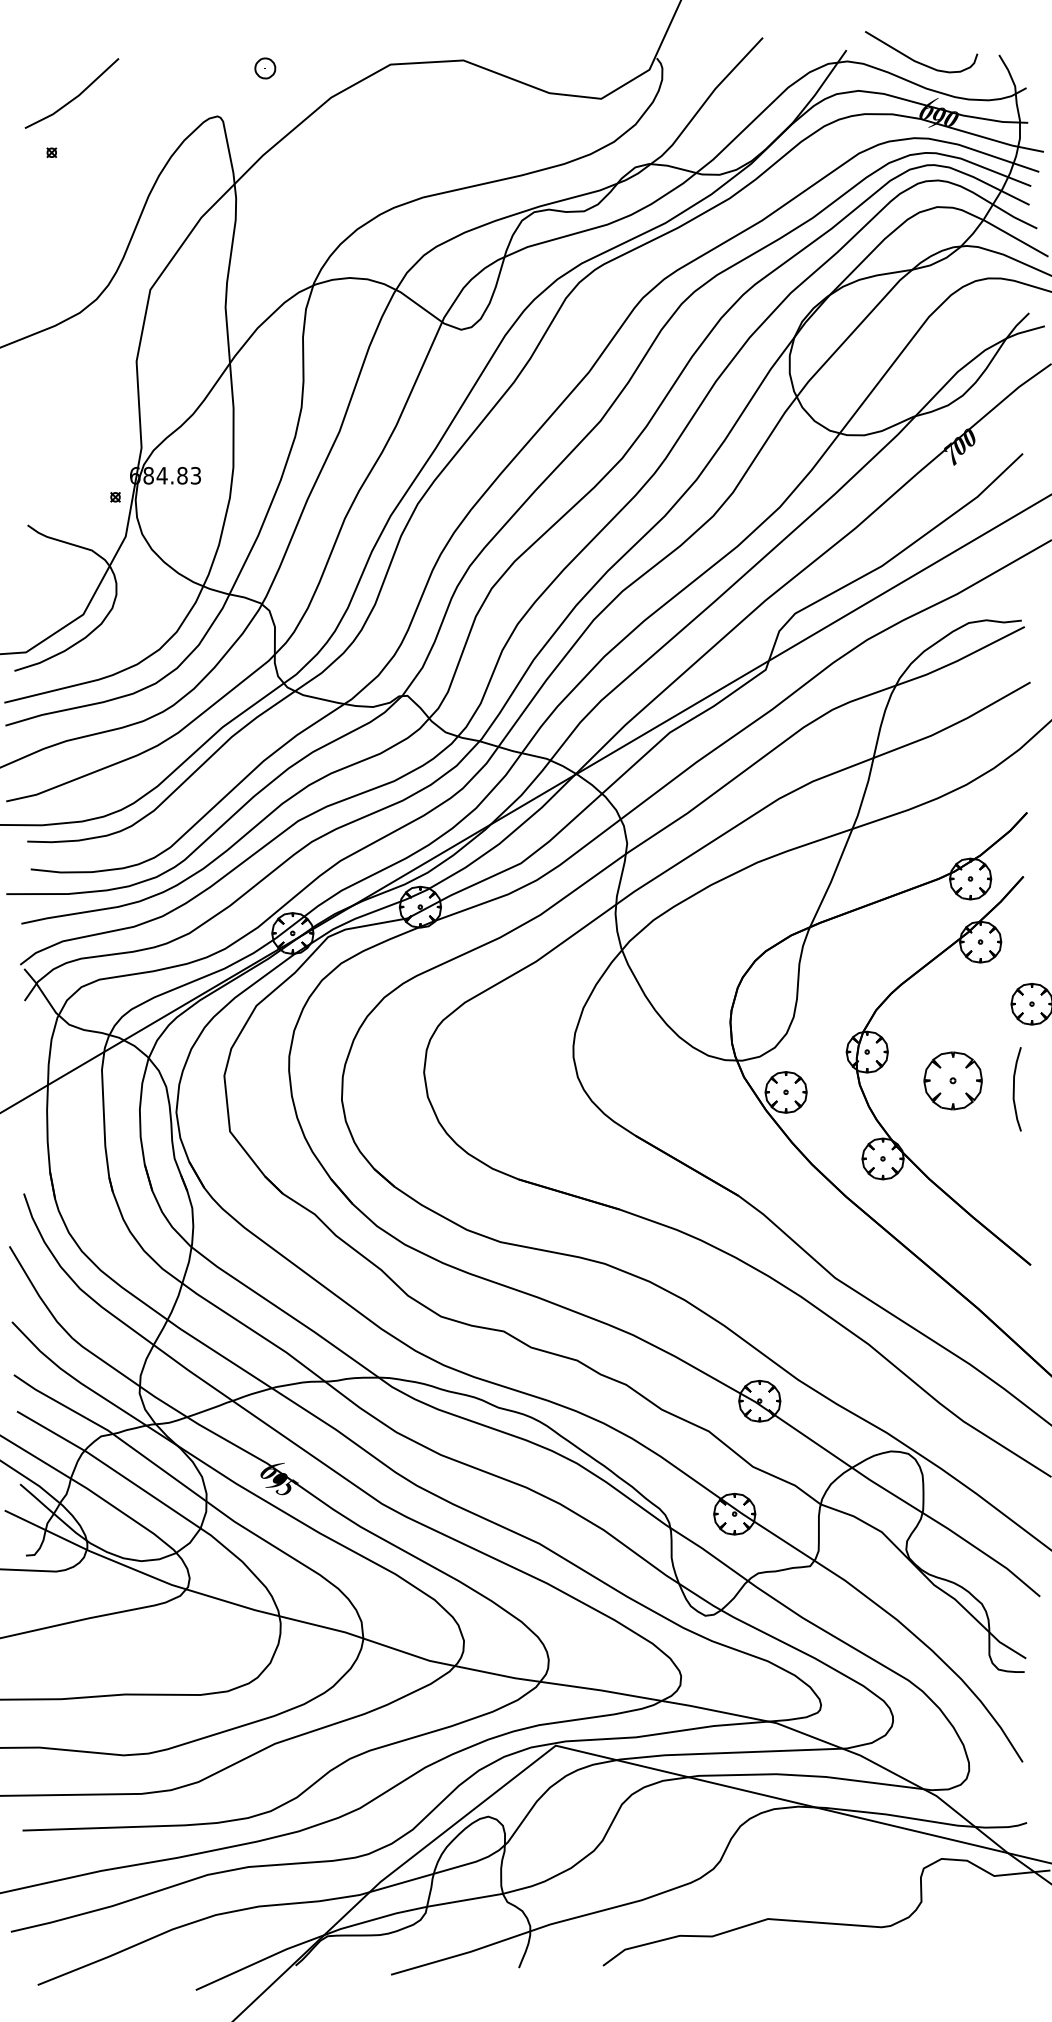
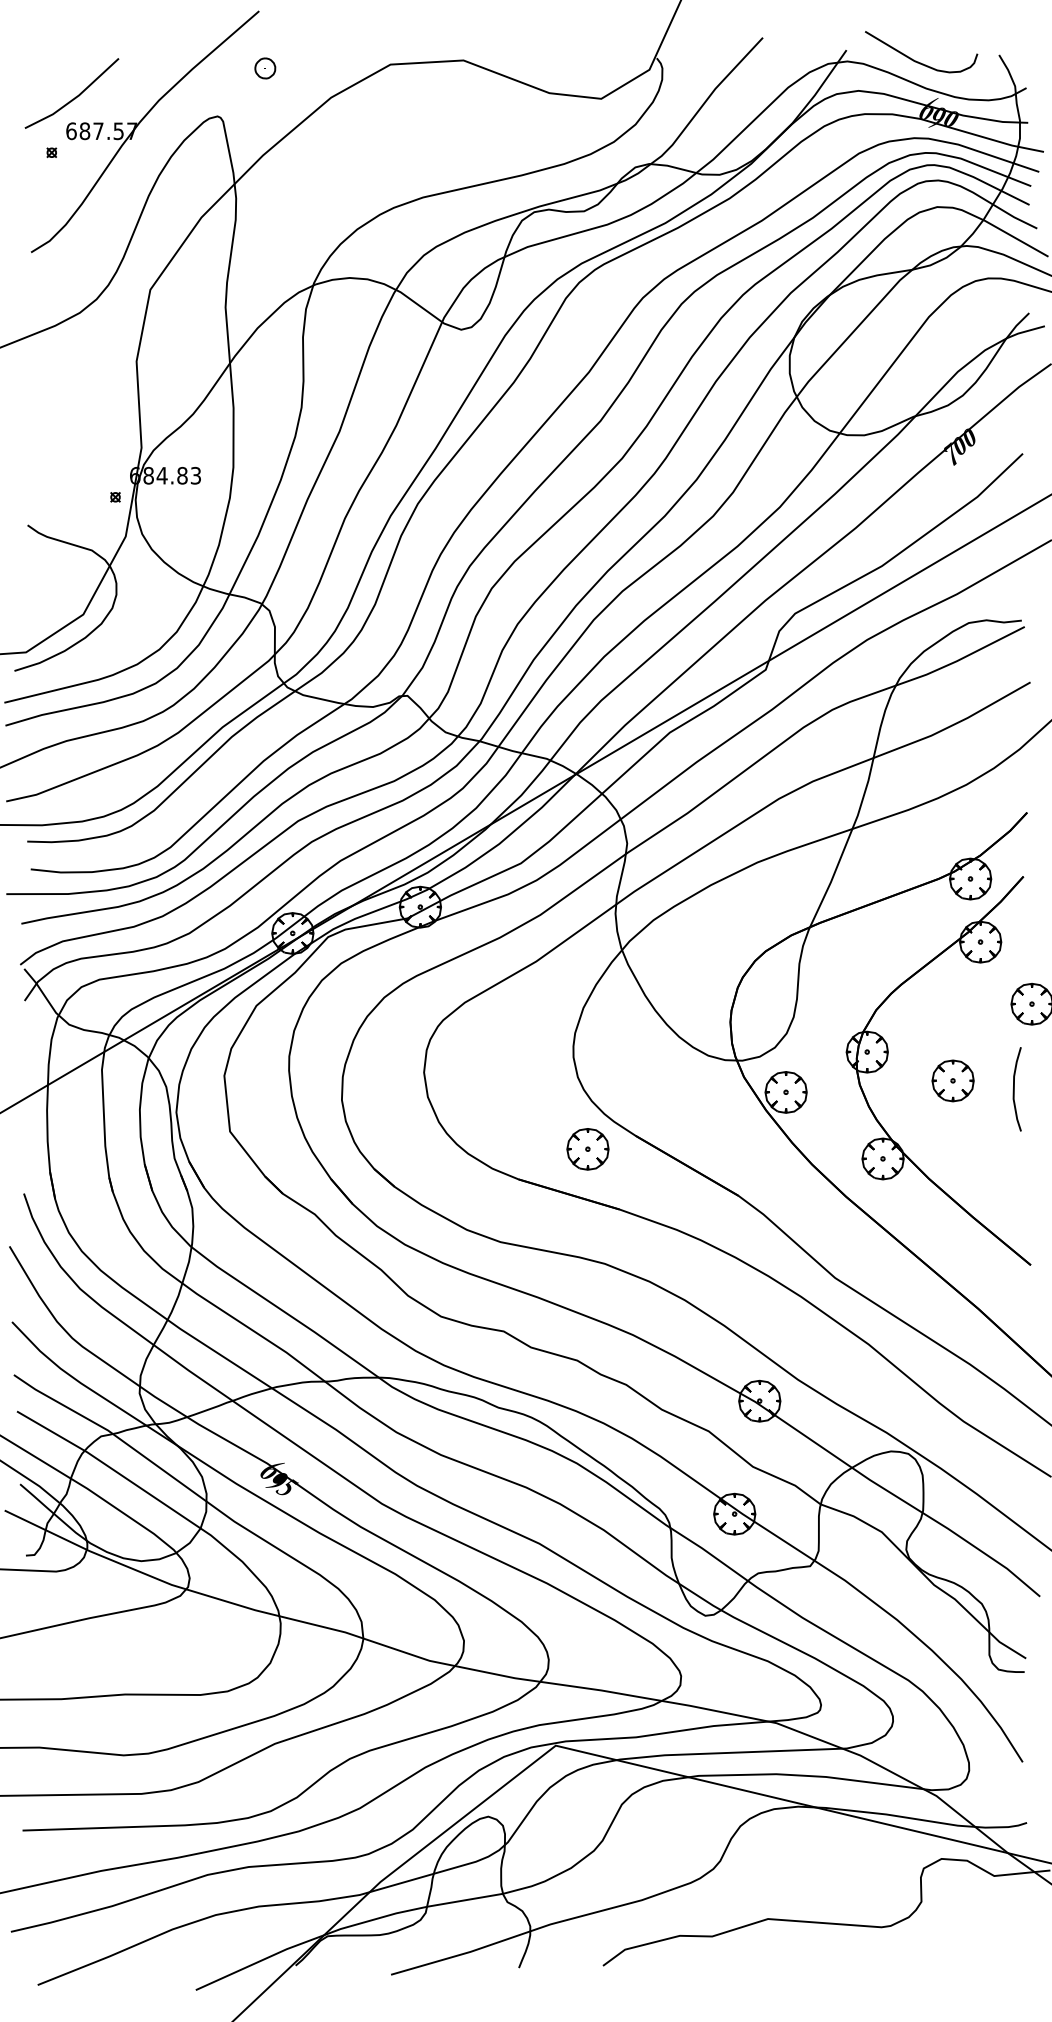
part: none -> present (137, 127)
part size: 60x60 px -> 44x44 px (952, 1080)
part: none -> present (587, 1149)
